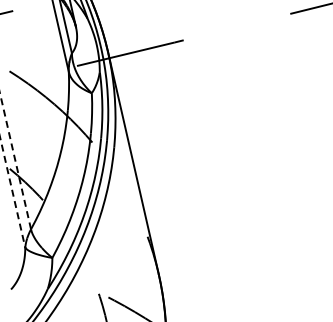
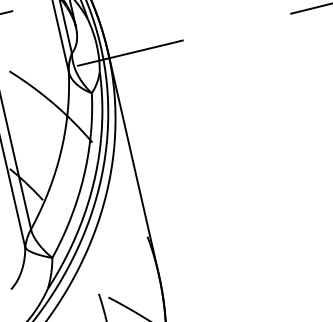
line: dashed -> solid (15, 161)
line: dashed -> solid (12, 193)
